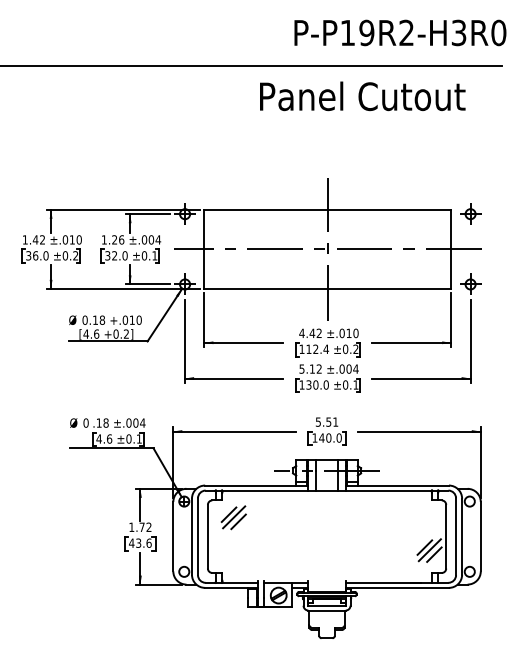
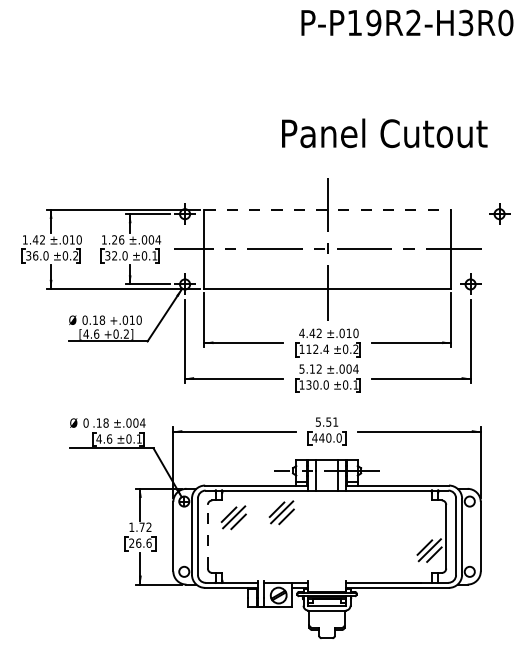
text position: (400, 32) -> (407, 22) (407, 22)
line: present -> none (251, 65)
text position: (362, 96) -> (384, 133) (384, 133)
line: solid -> dashed (328, 209)
part position: (470, 213) -> (499, 213) (499, 213)
text: 140.0 -> 440.0 (314, 437)
part: none -> present (281, 512)
line: solid -> dashed (207, 536)
text: 43.6 -> 26.6 (135, 542)
